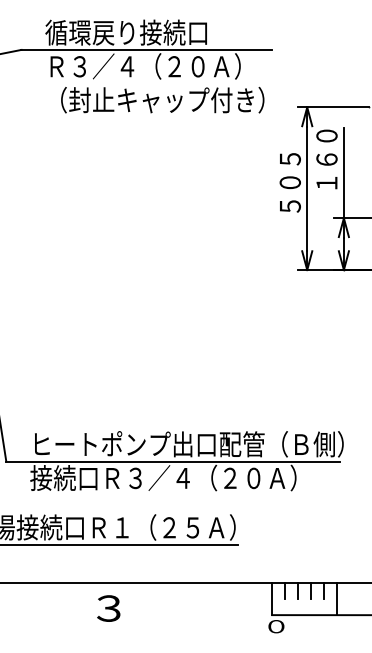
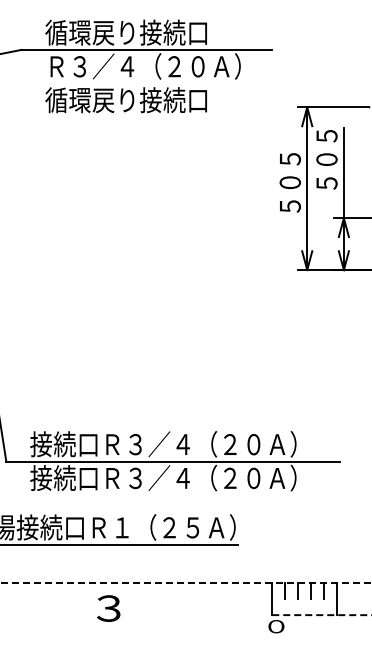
text: （封止キャップ付き） -> 循環戻り接続口 (154, 99)
text: １６０ -> ５０５ (326, 159)
text: ヒートポンプ出口配管（Ｂ側） -> 接続口Ｒ３／４（２０Ａ） (186, 444)
line: solid -> dashed (186, 582)
line: solid -> dashed (322, 615)
